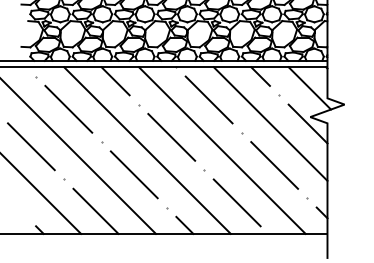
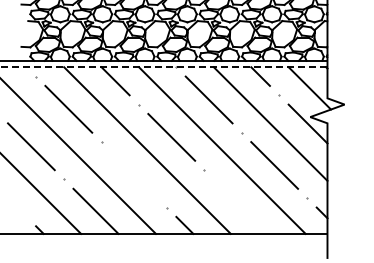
line: solid -> dashed (163, 67)
line: present -> none (133, 174)
line: present -> none (236, 202)
